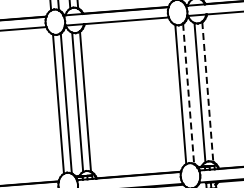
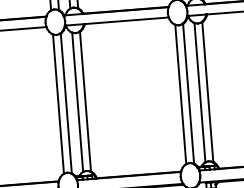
line: dashed -> solid (207, 92)
line: dashed -> solid (188, 94)
